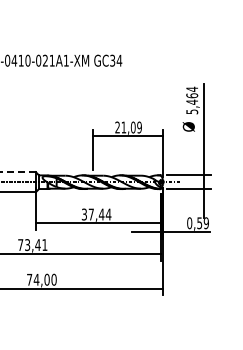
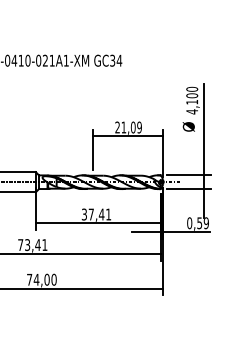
text: 5,464 -> 4,100 (192, 100)
line: dashed -> solid (17, 172)
text: 37,44 -> 37,41 (108, 214)
